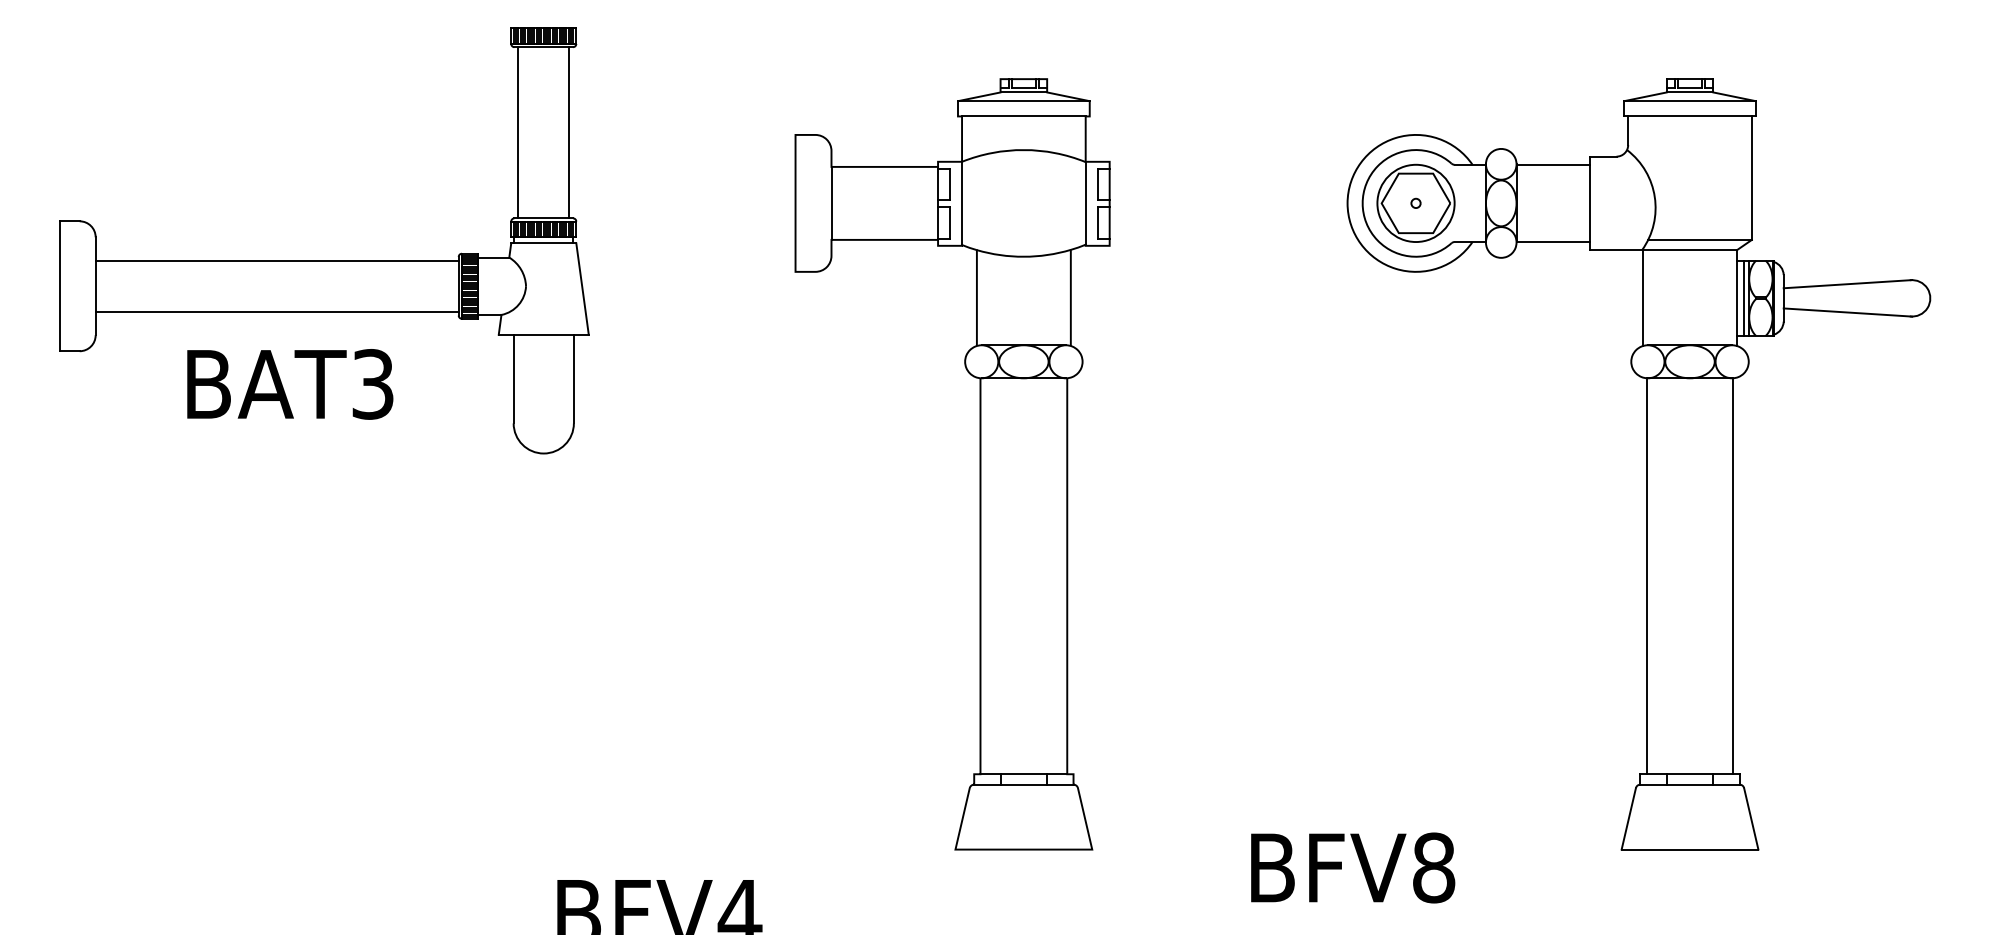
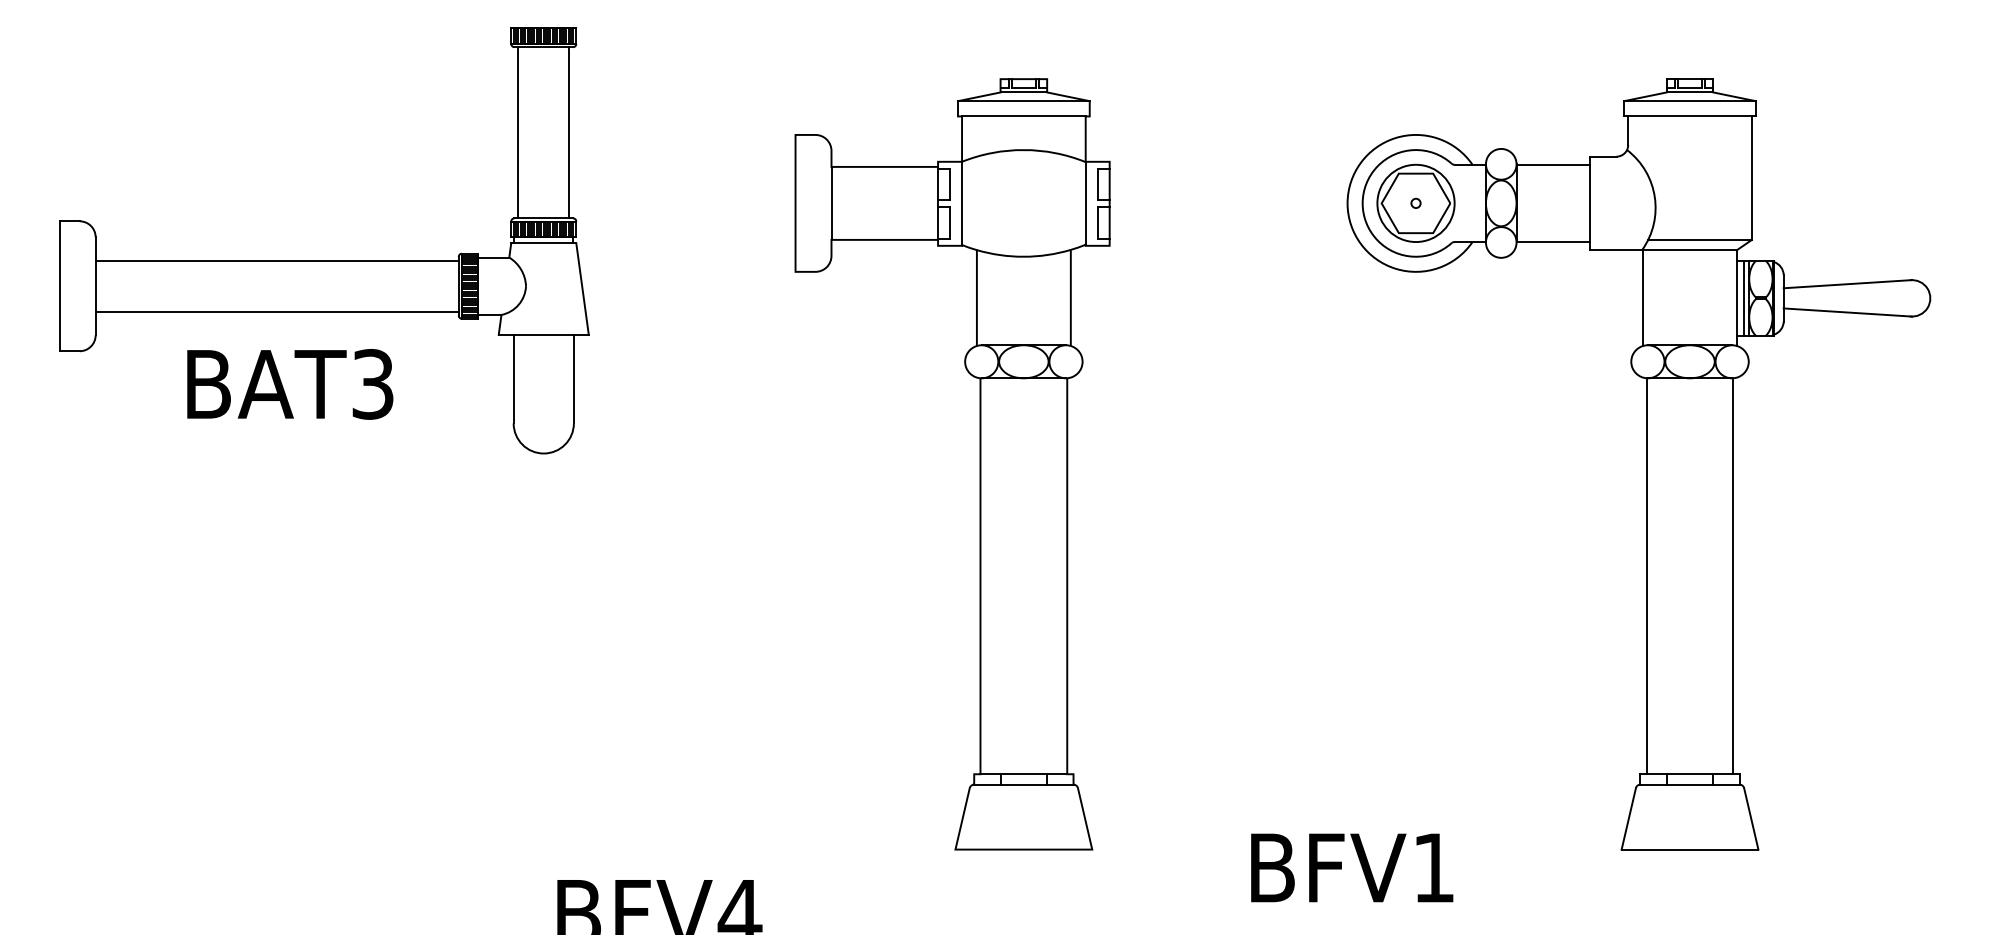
text: BFV8 -> BFV1 (1434, 867)
